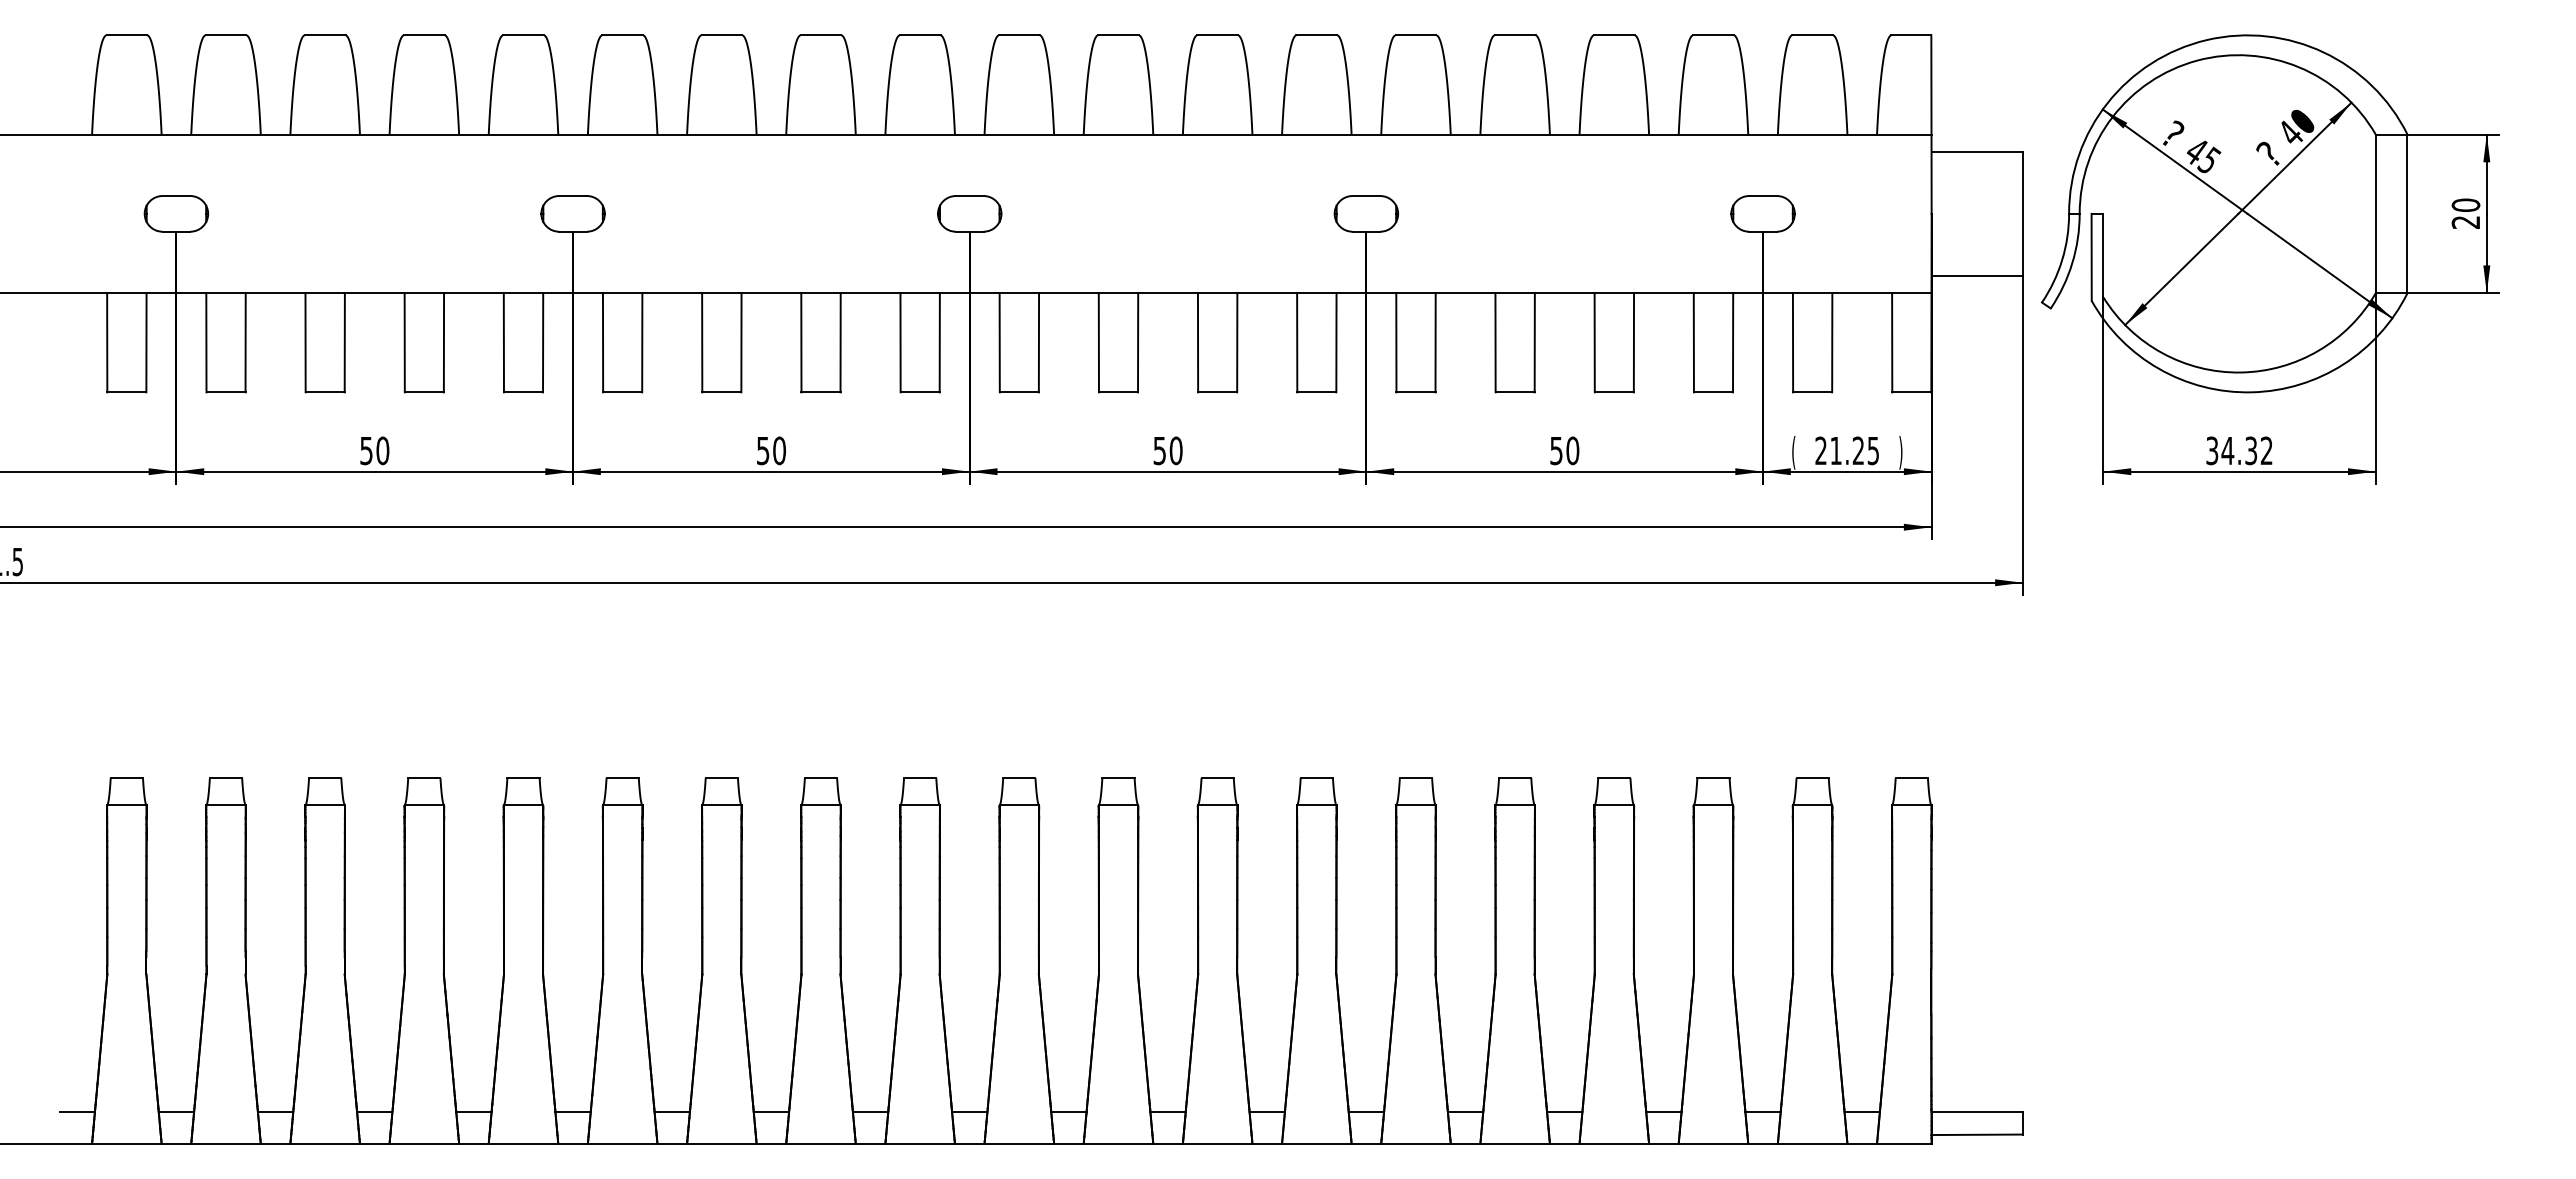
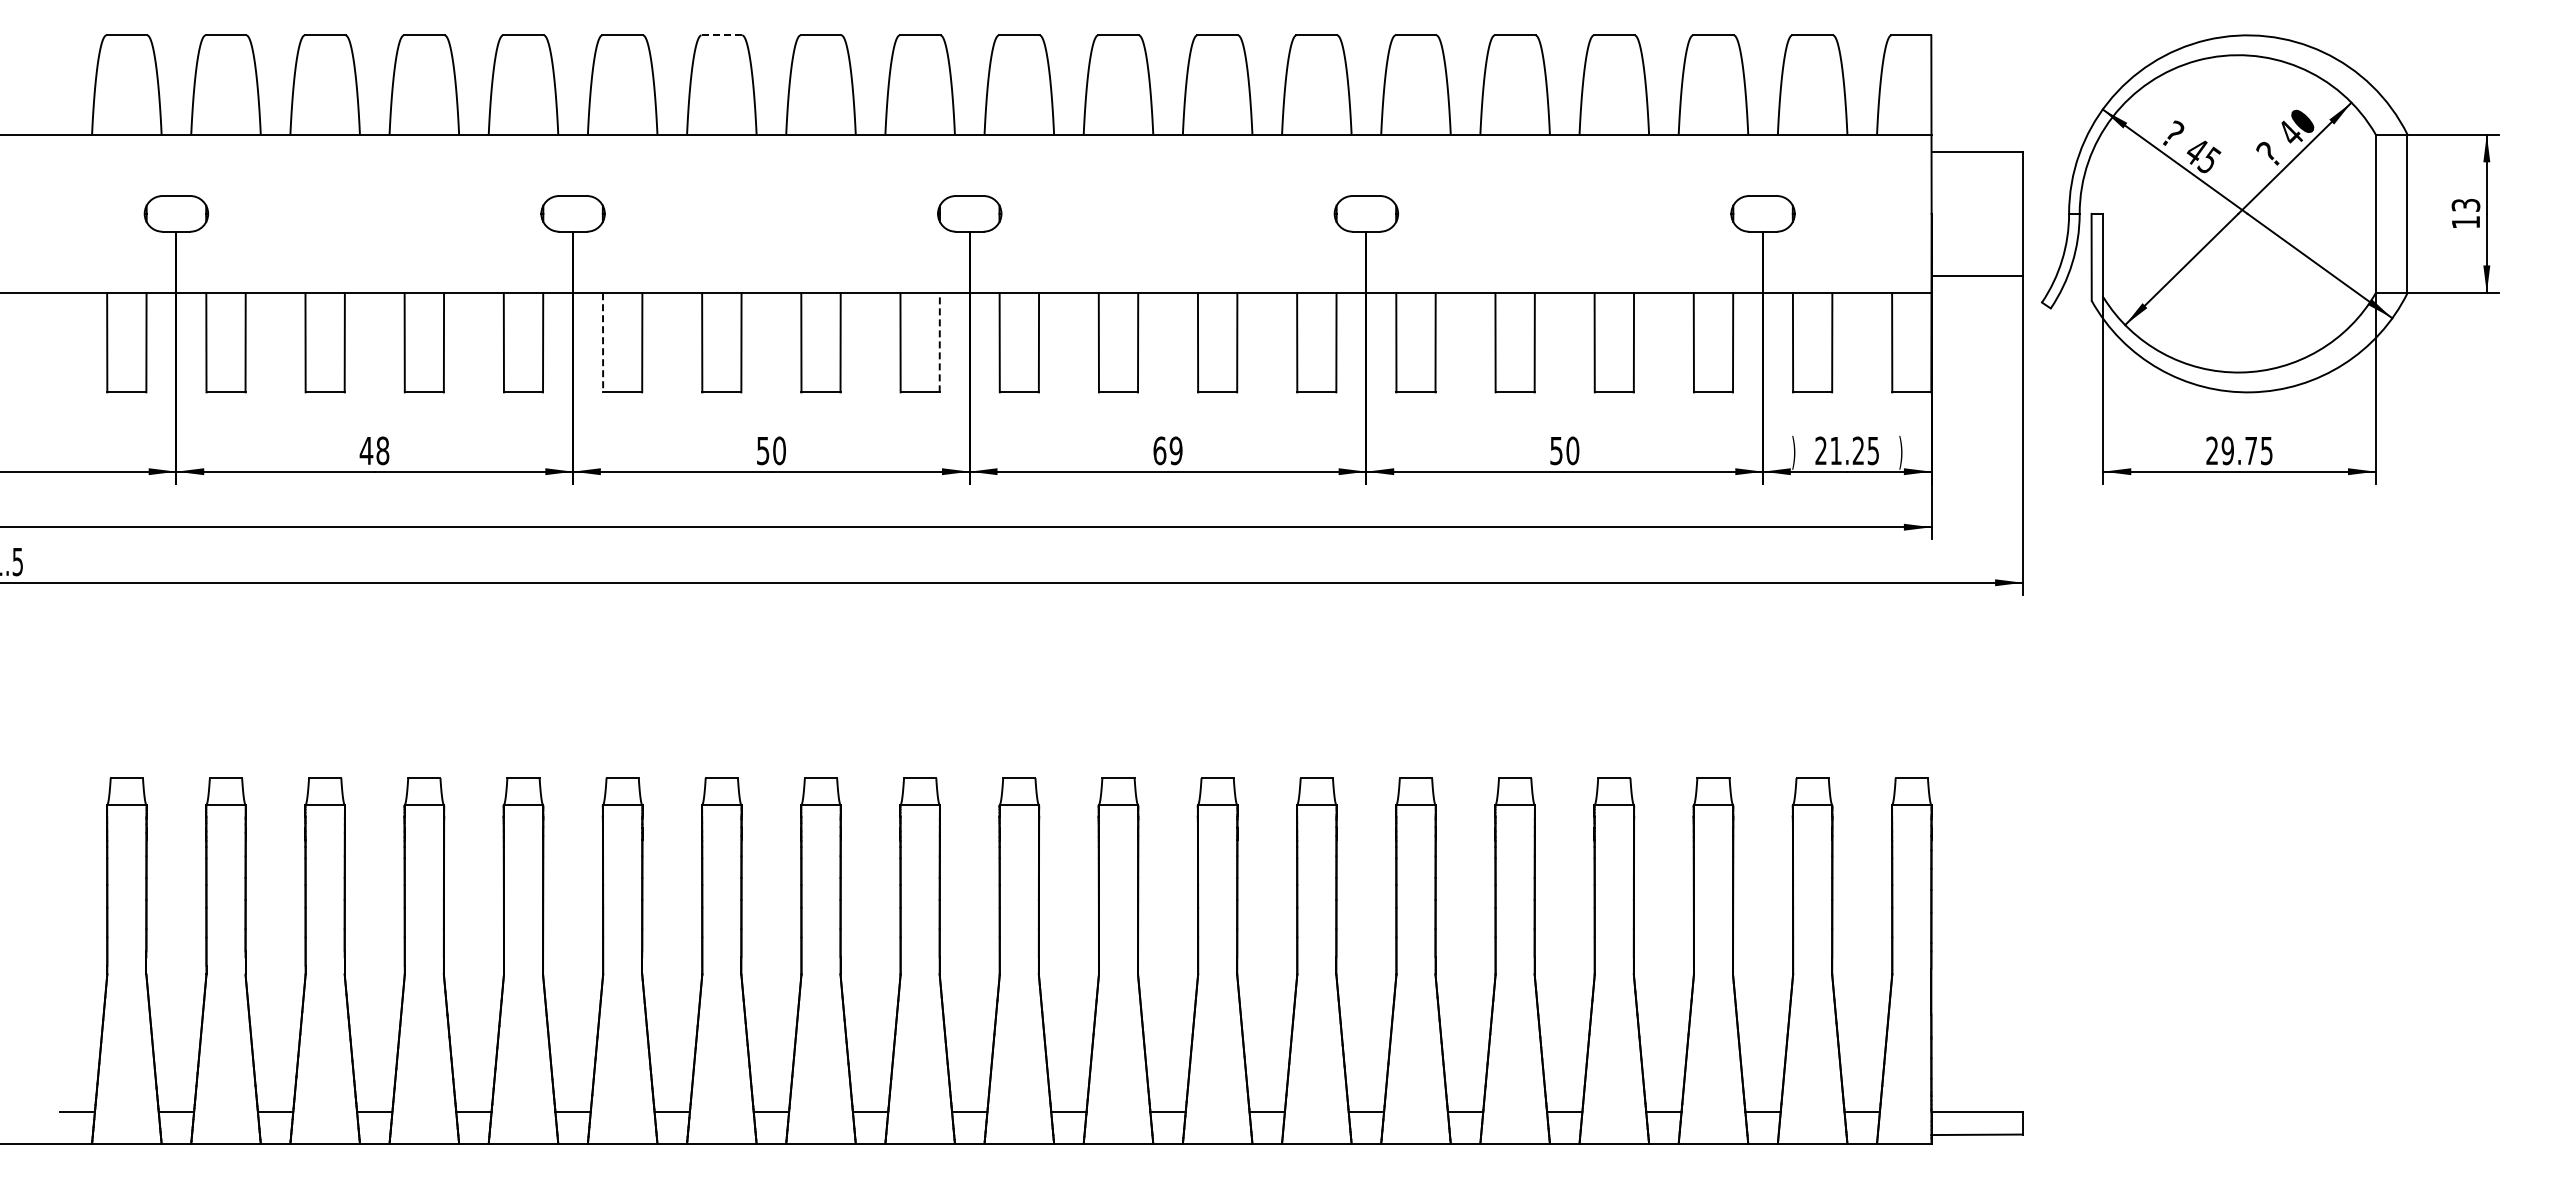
line: solid -> dashed (722, 35)
text: 20 -> 13 (2465, 213)
line: solid -> dashed (603, 342)
line: solid -> dashed (939, 342)
text: 50 -> 69 (1167, 450)
text: 34.32 -> 29.75 (2239, 450)
text: 50 -> 48 (374, 451)
text: ( -> ) (1793, 452)
